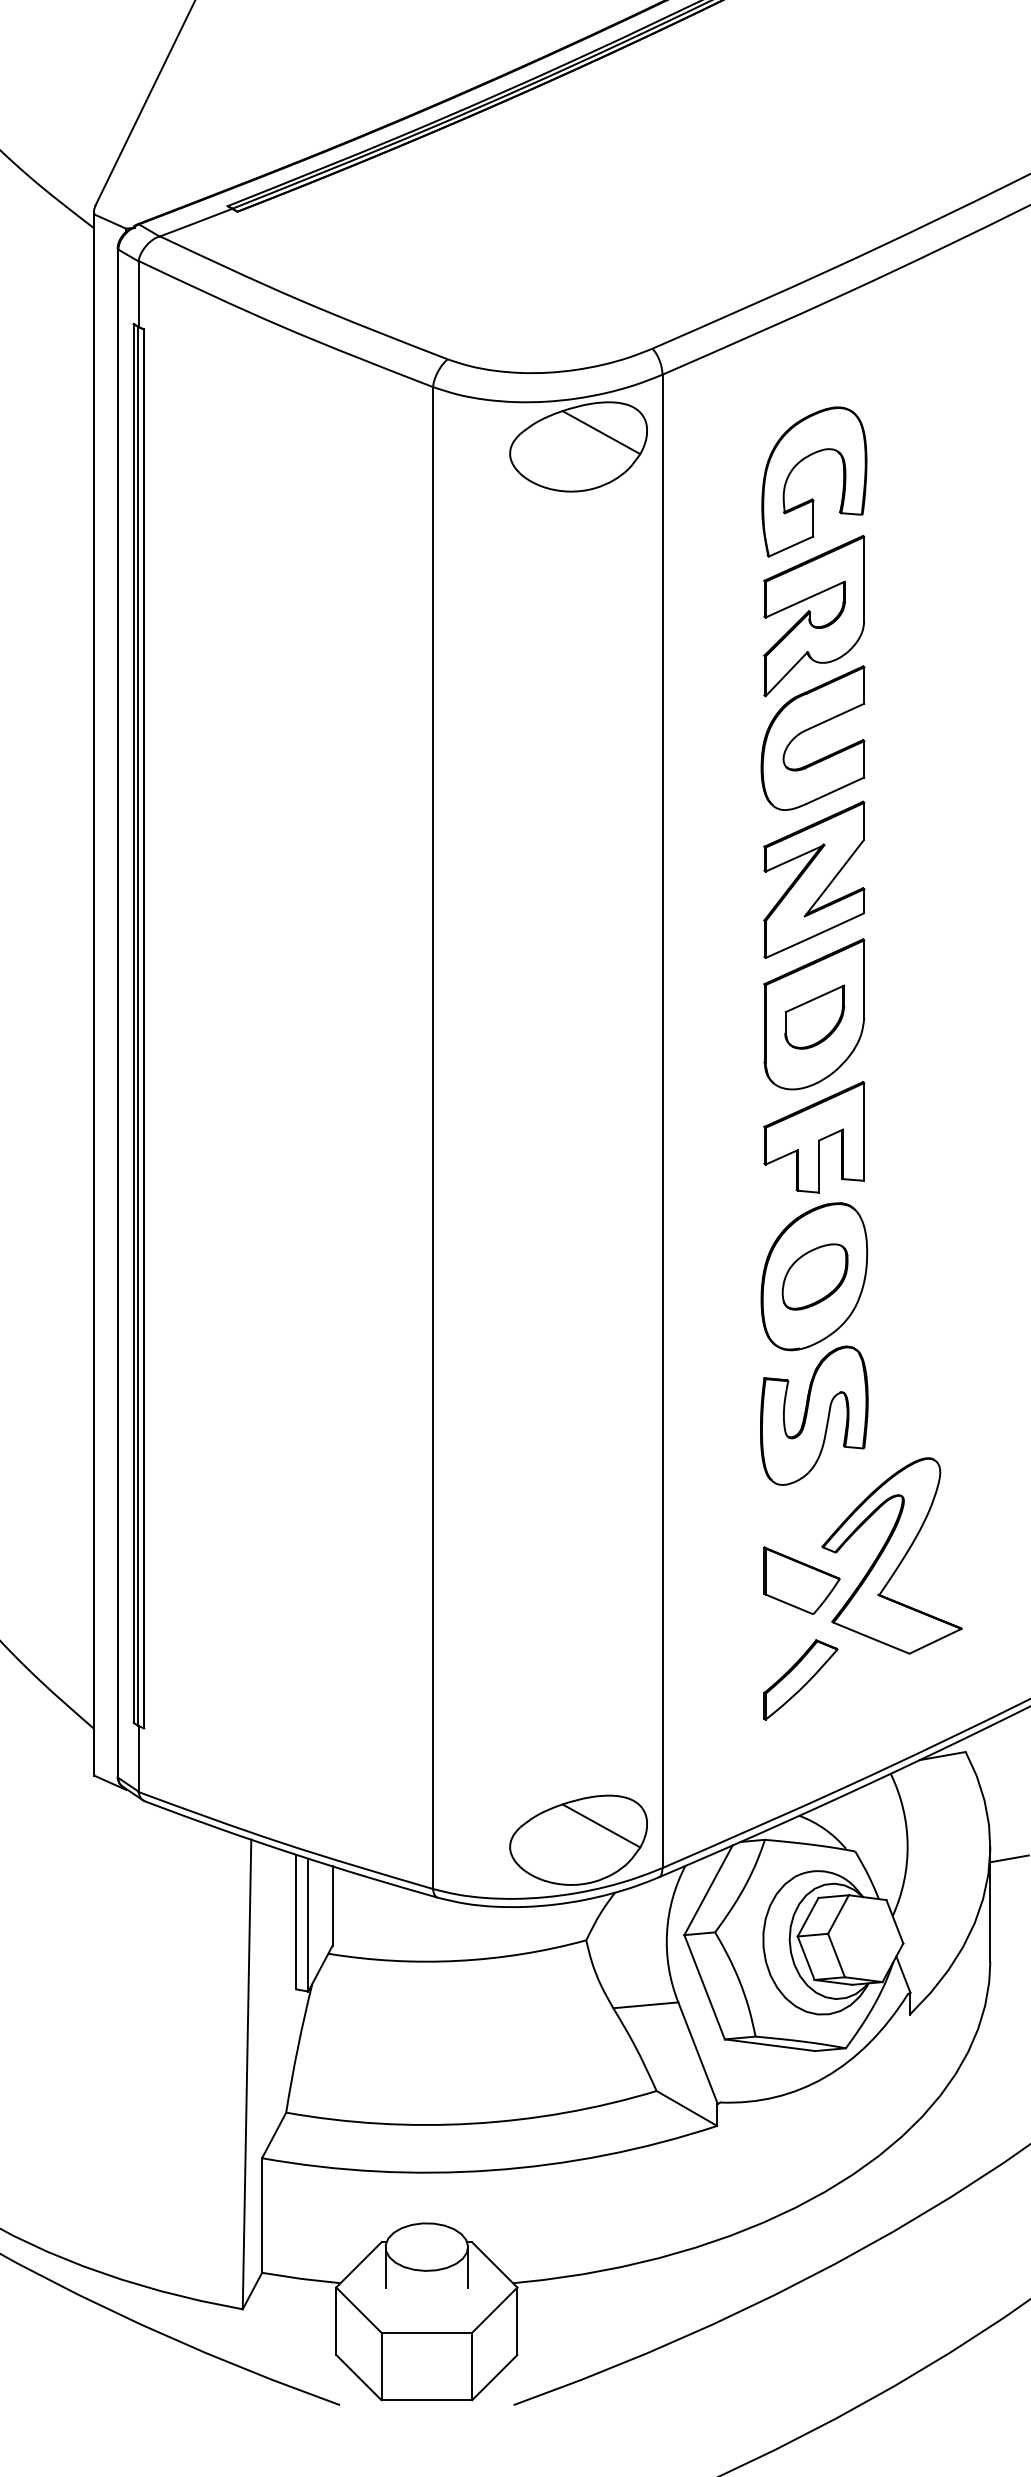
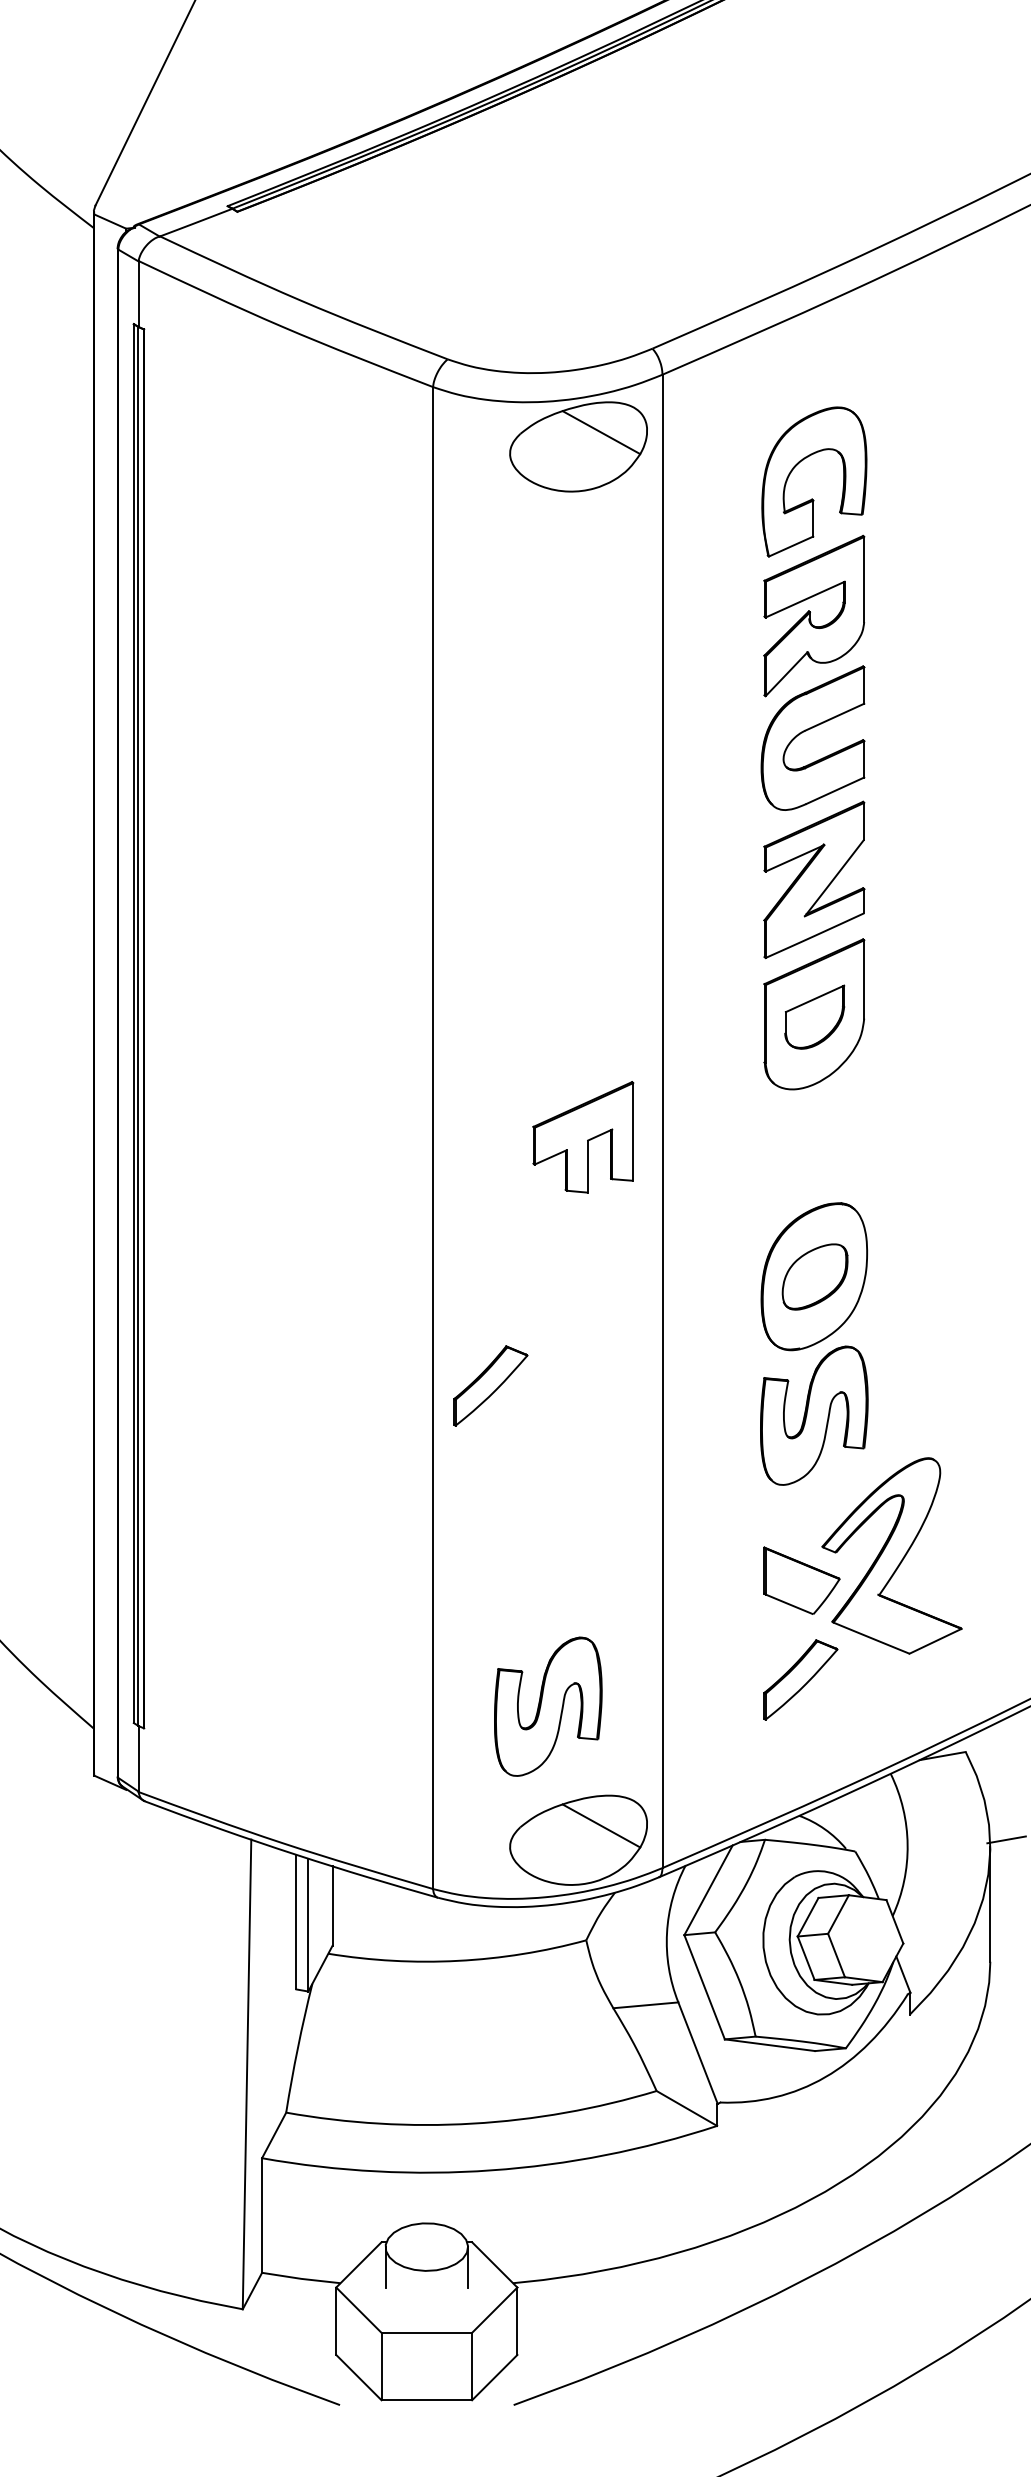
part position: (814, 1137) -> (583, 1137) (583, 1137)
part: none -> present (490, 1385)
part: none -> present (548, 1706)
line position: (1008, 1858) -> (1006, 1839) (1006, 1839)
